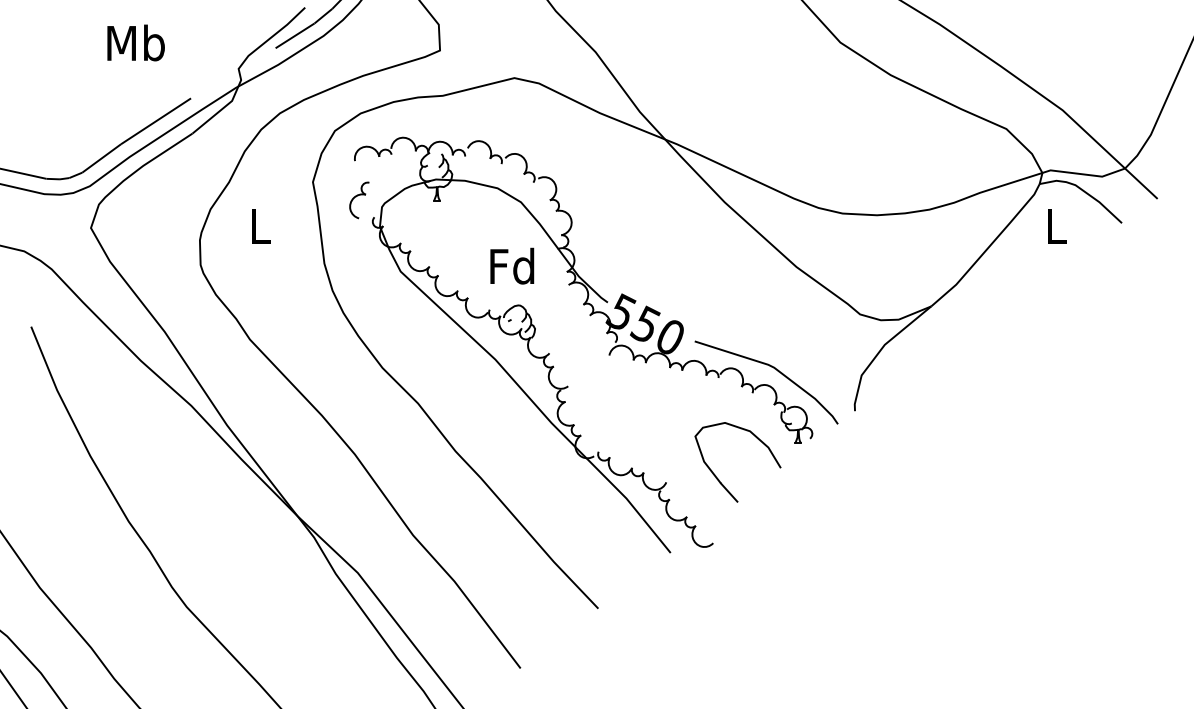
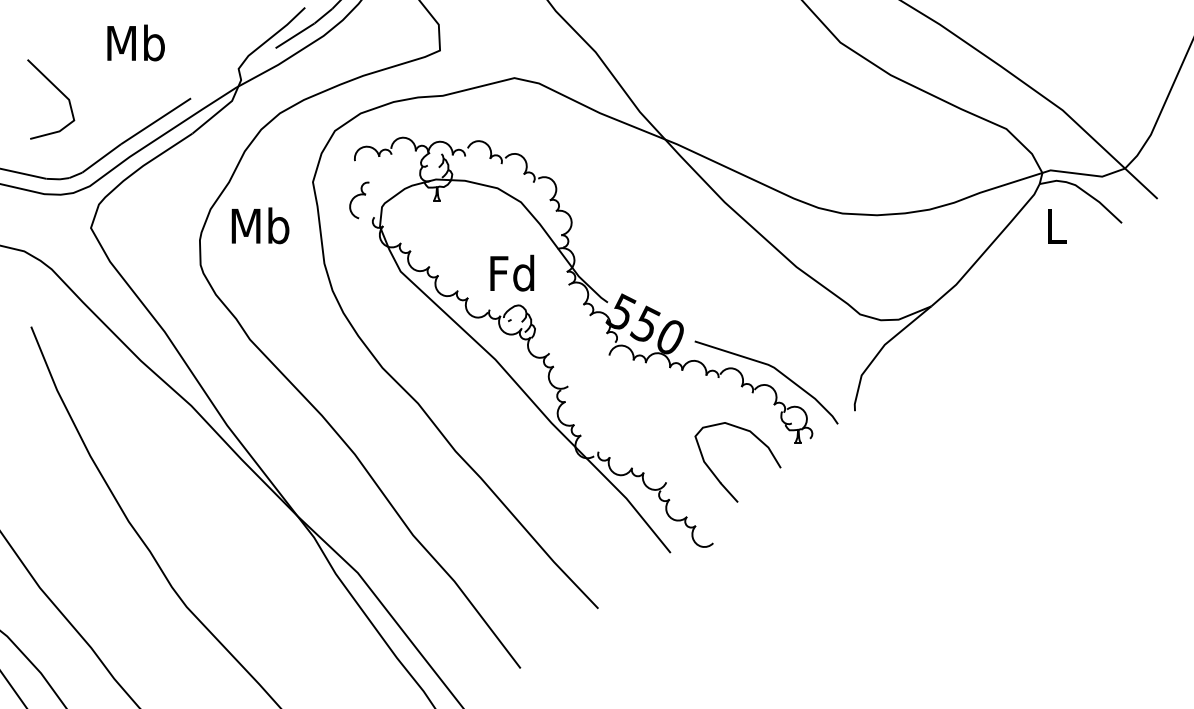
line: none -> present (59, 91)
text: L -> Mb (260, 225)
text position: (512, 265) -> (512, 272) (512, 272)
